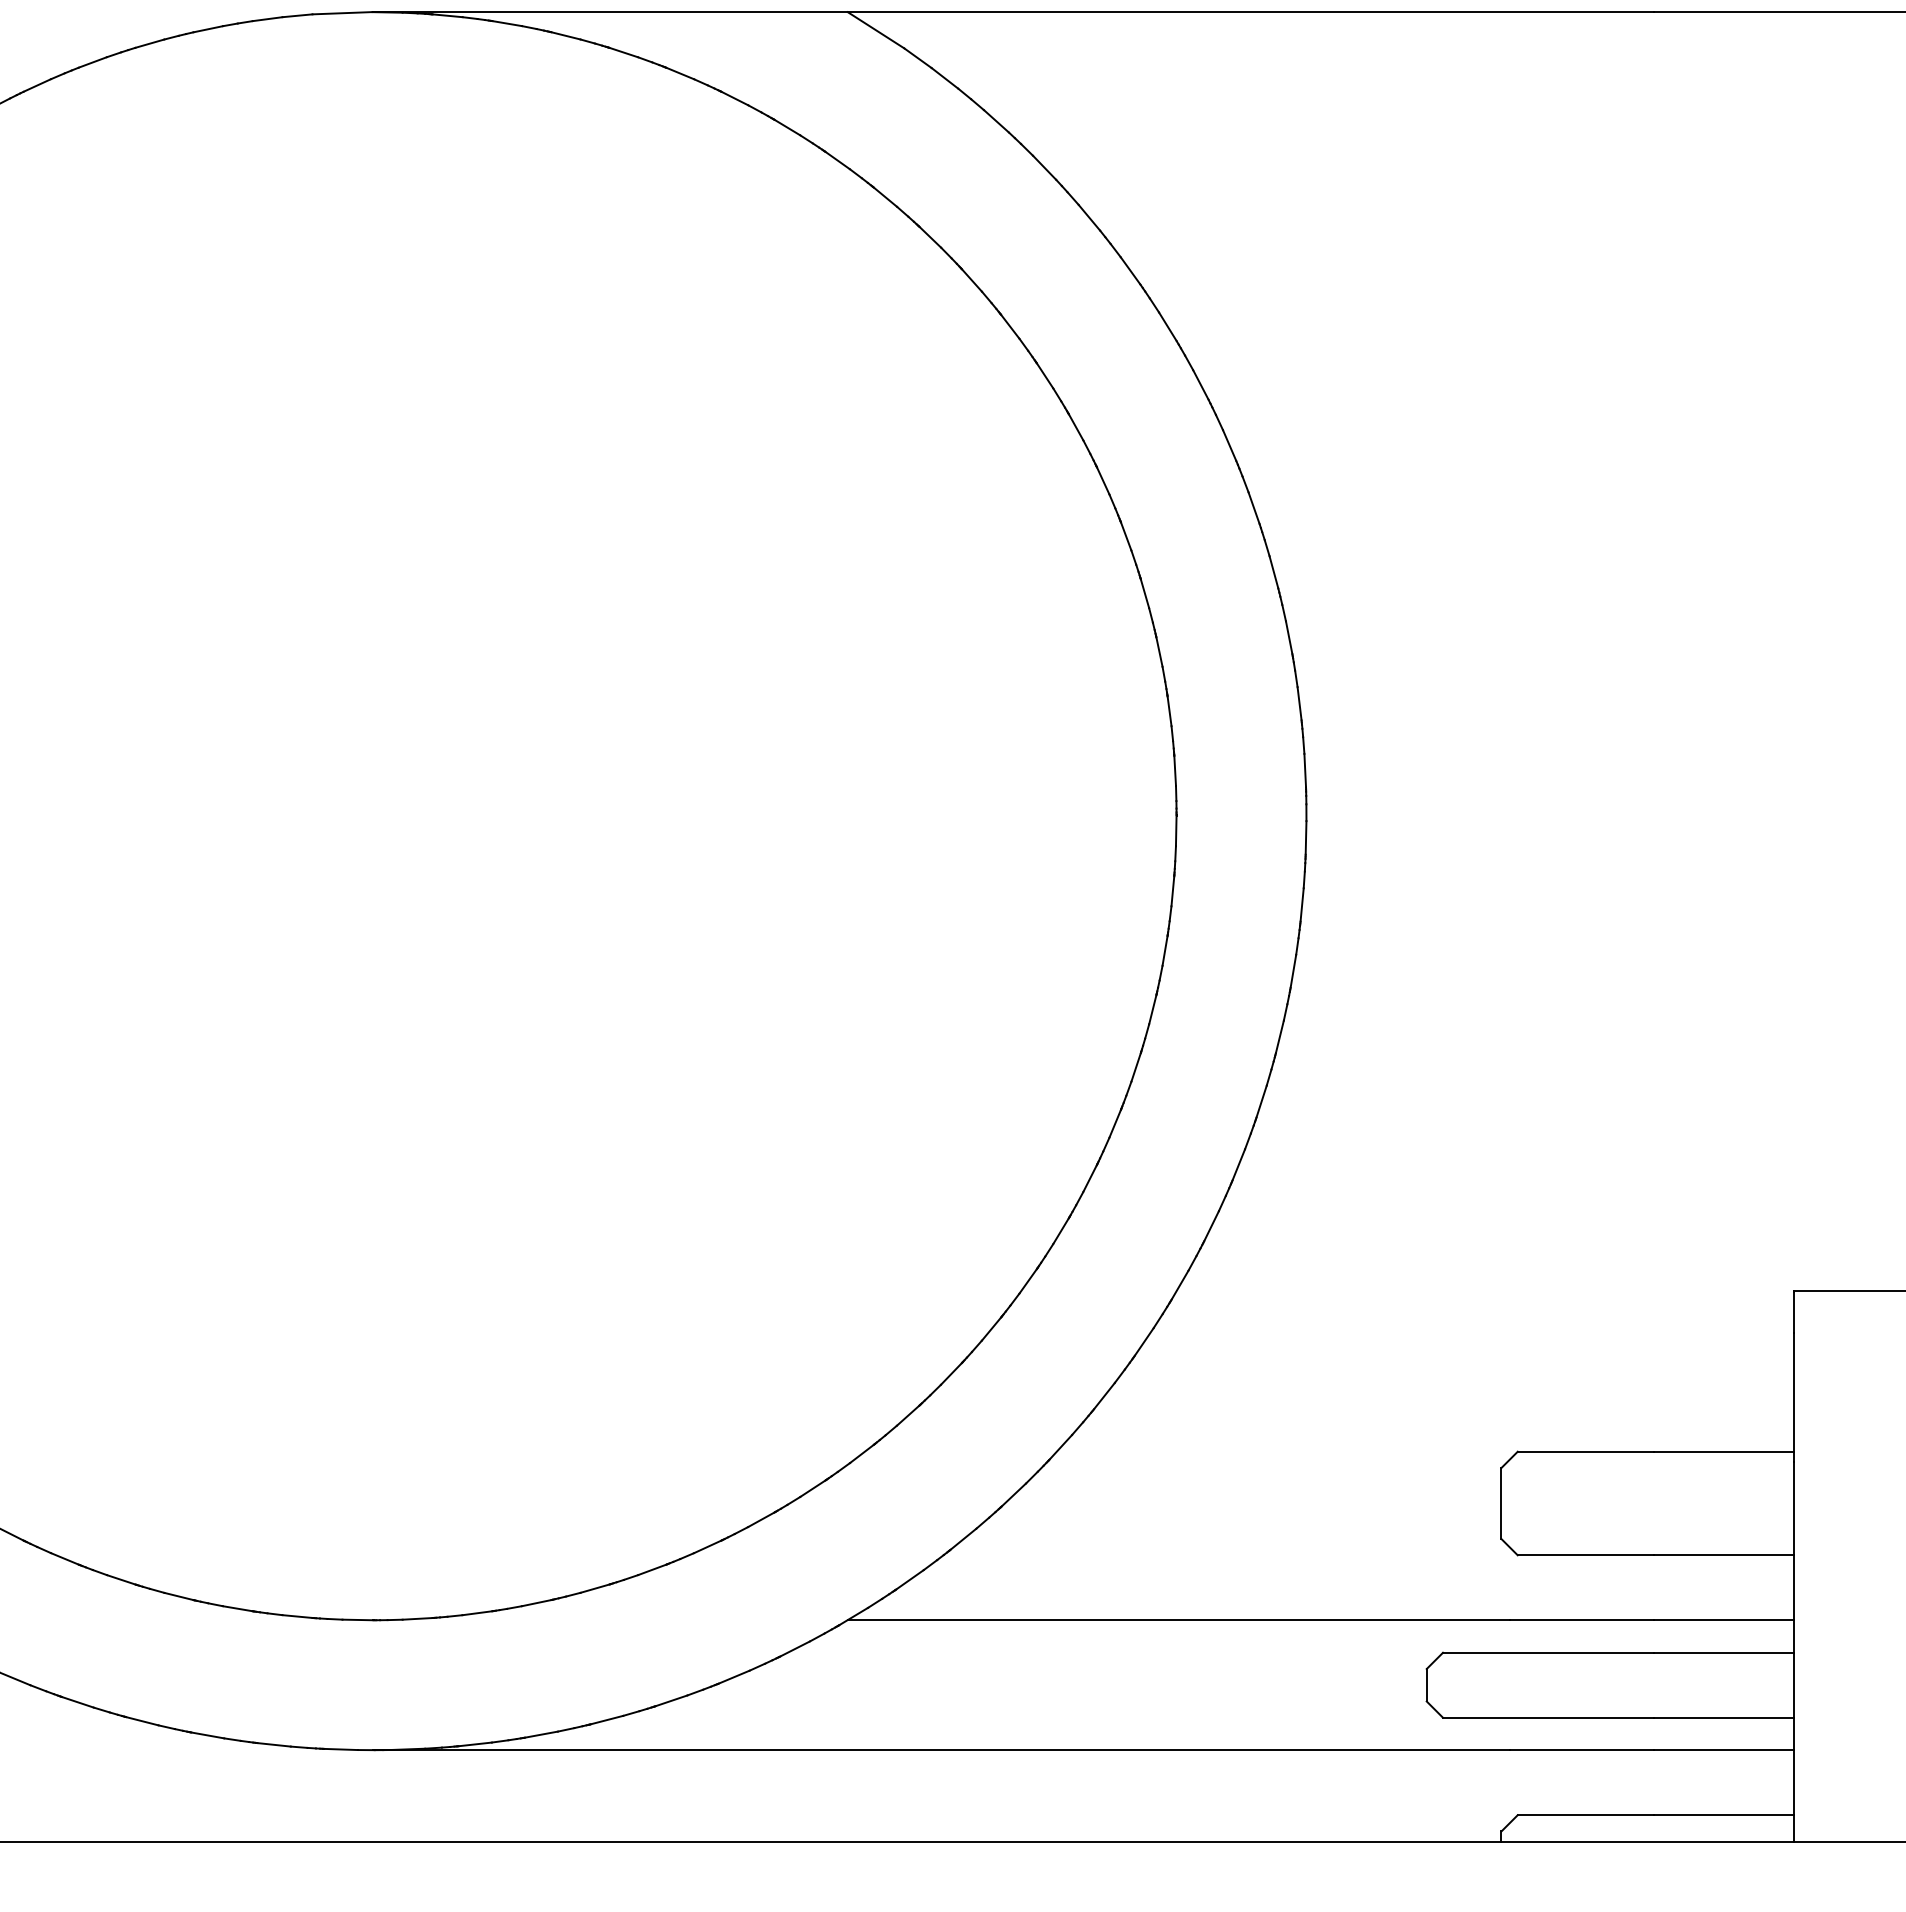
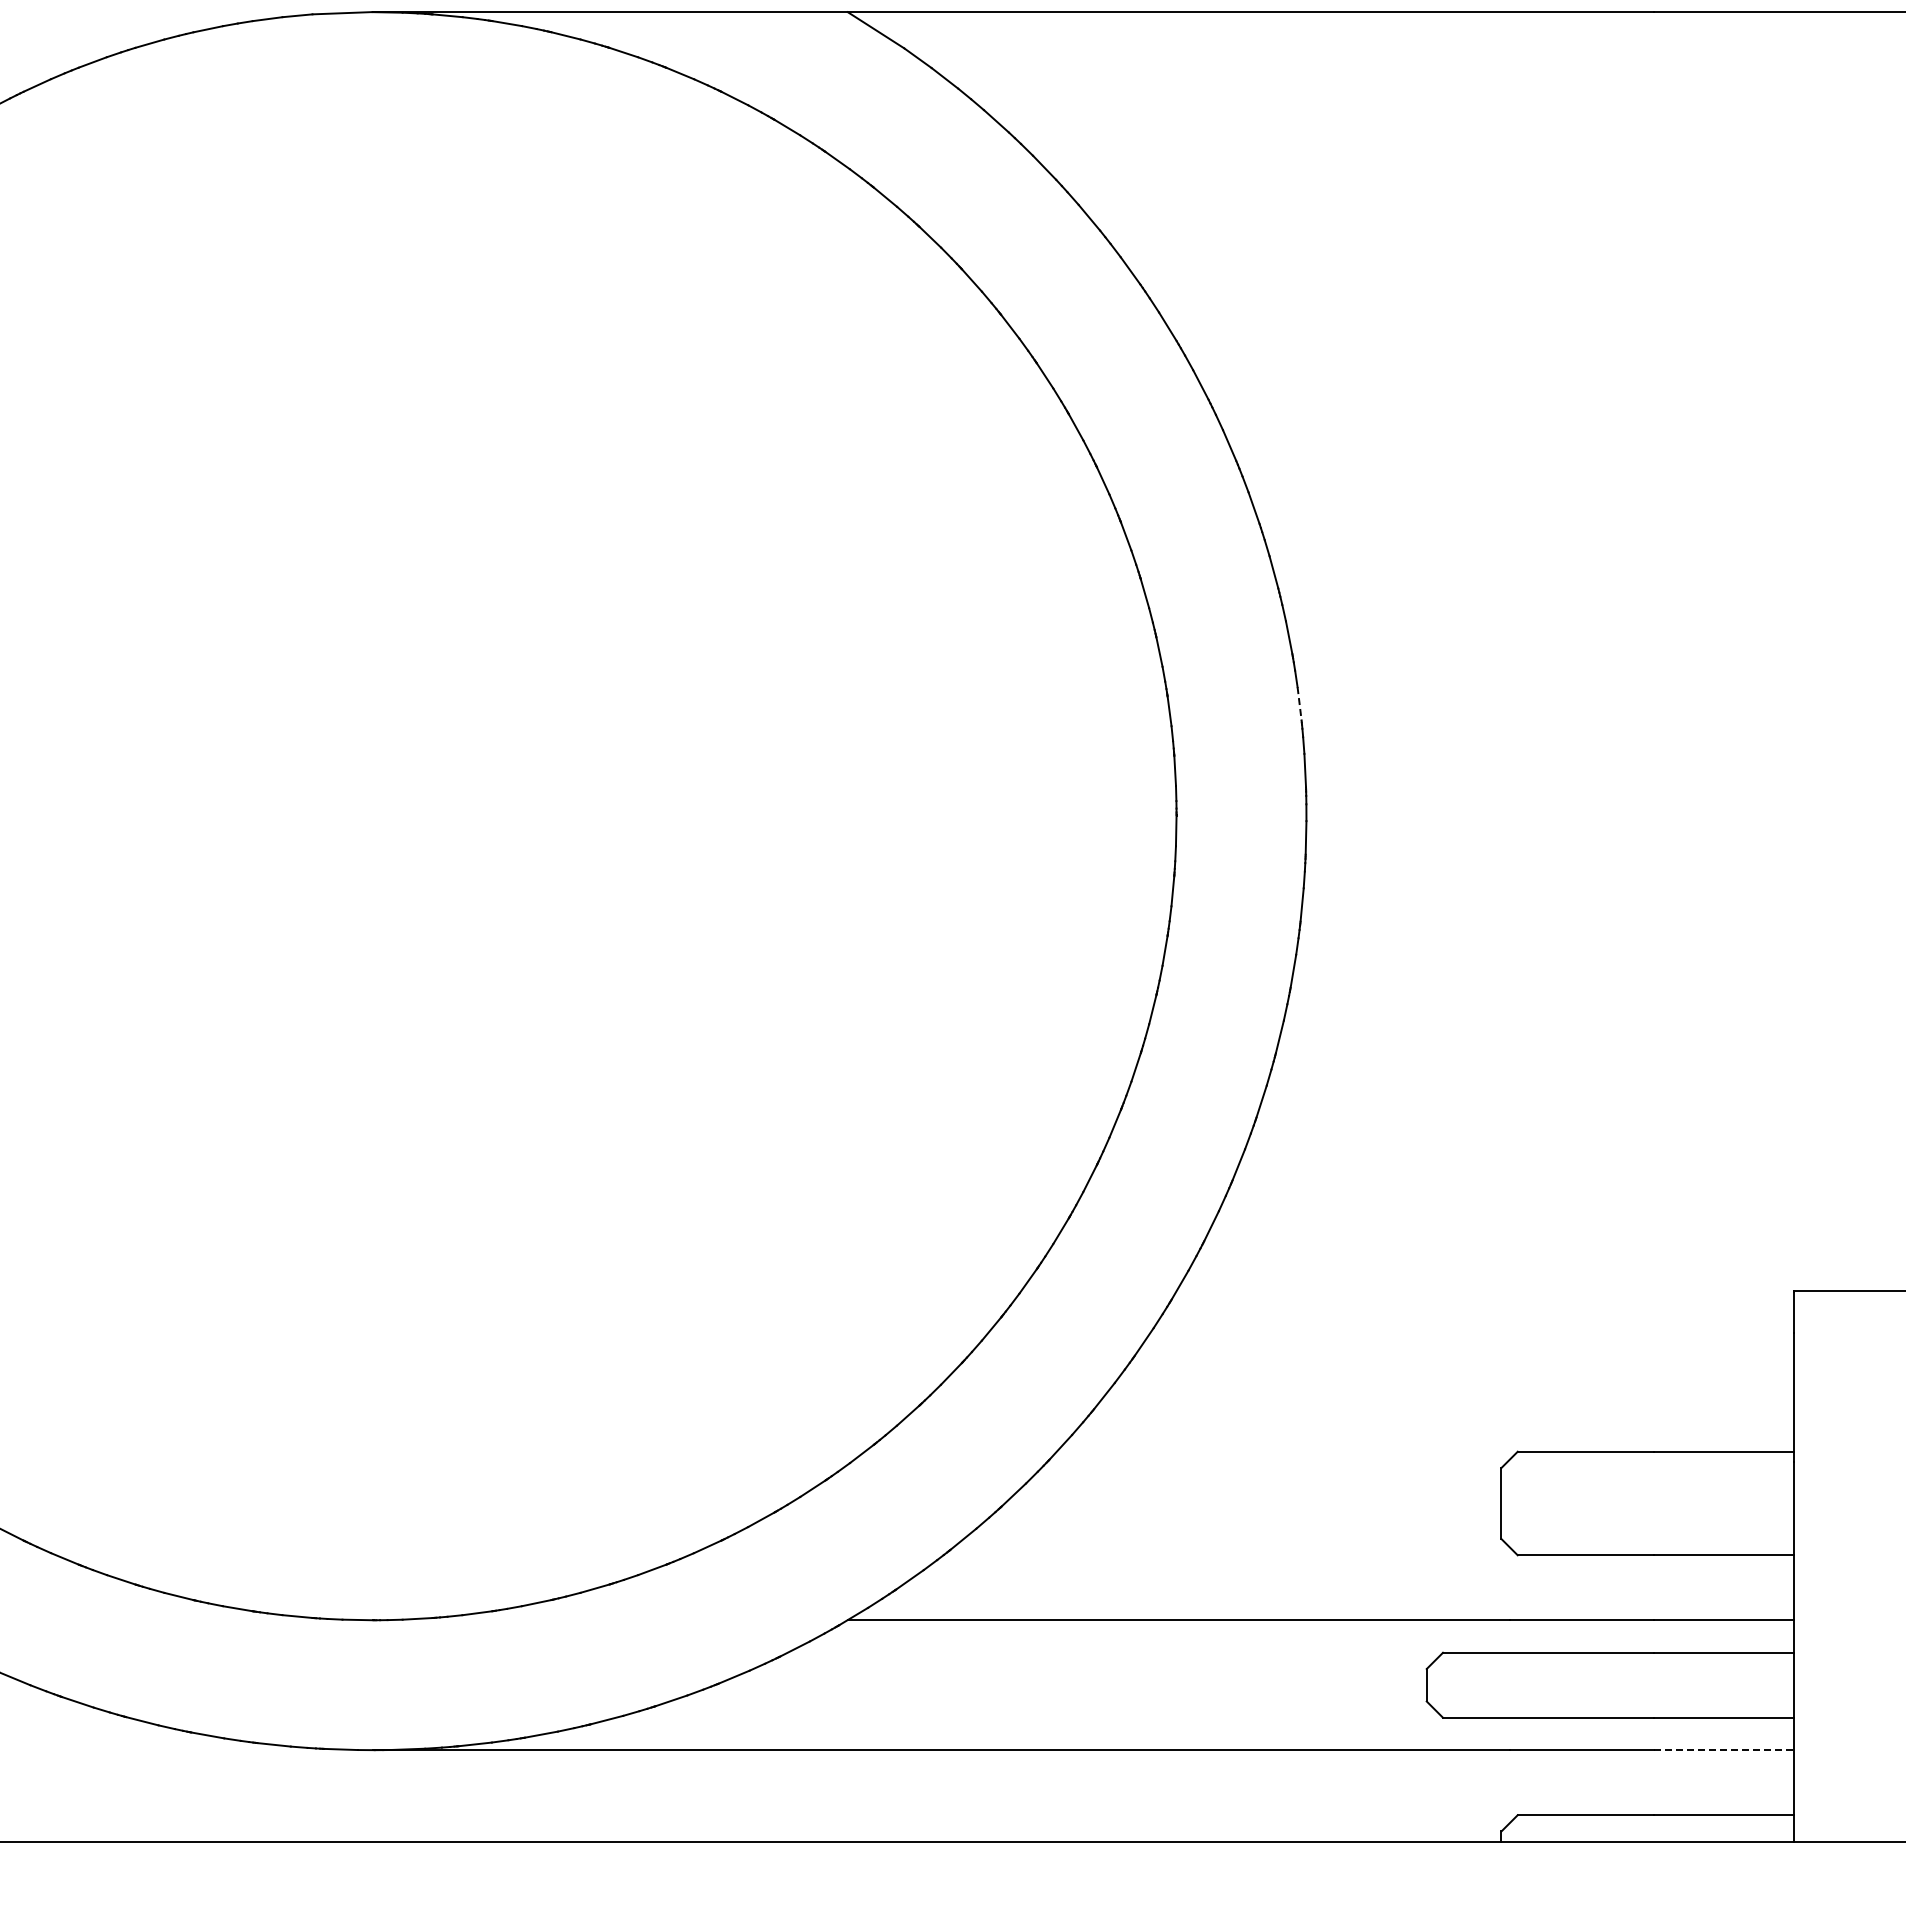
line: solid -> dashed (1299, 703)
line: solid -> dashed (1724, 1750)
